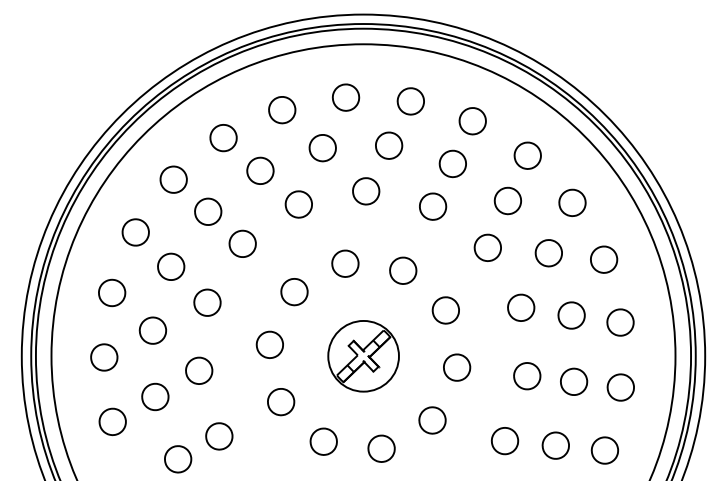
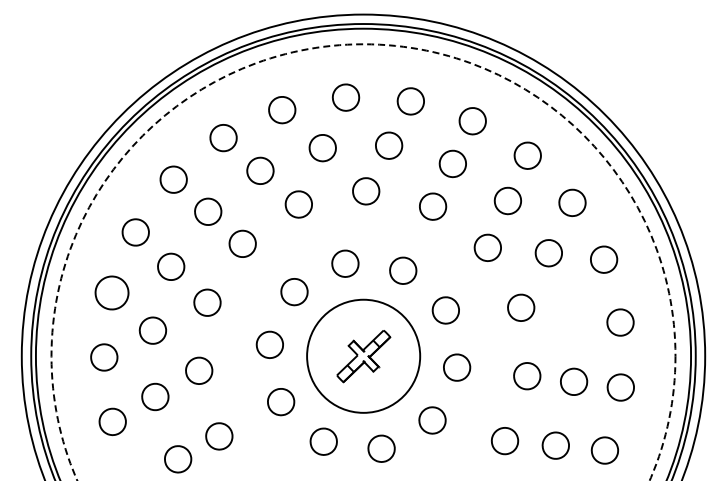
circle: solid -> dashed (363, 262)
part size: 29x30 px -> 36x36 px (111, 292)
part: present -> none (571, 315)
circle diameter: 71 px -> 113 px (363, 355)
